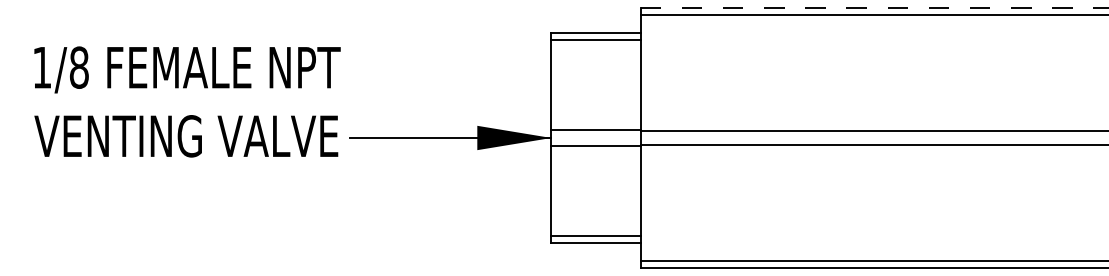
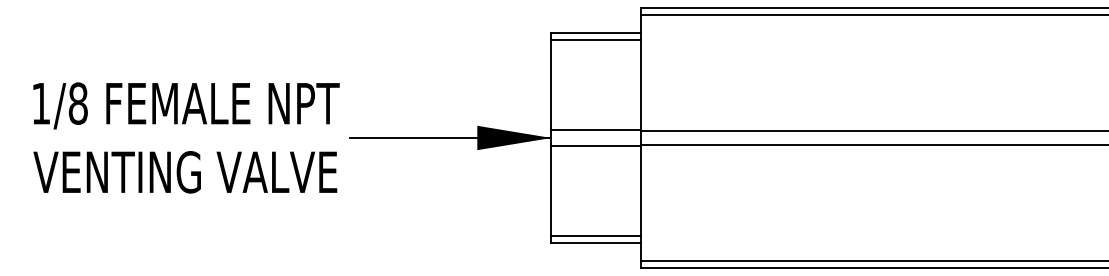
line: dashed -> solid (874, 8)
text position: (187, 101) -> (186, 137) (186, 137)
